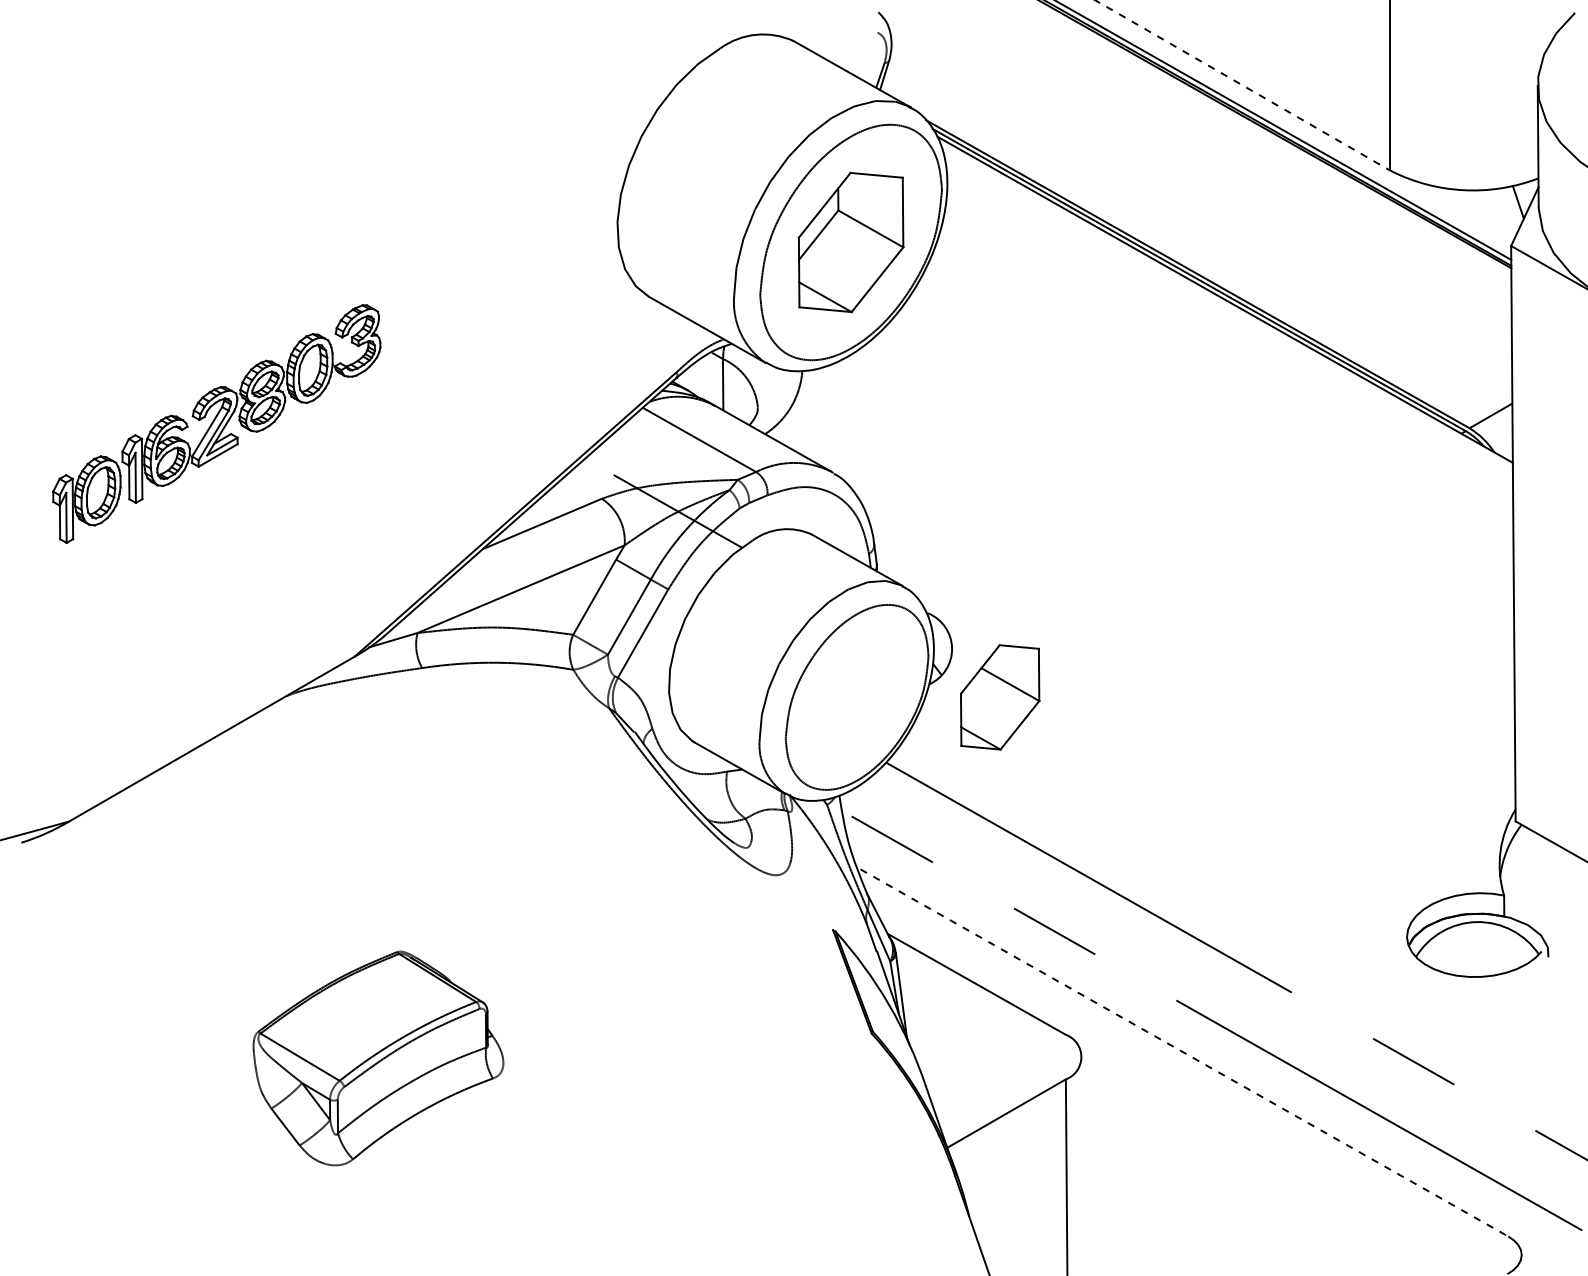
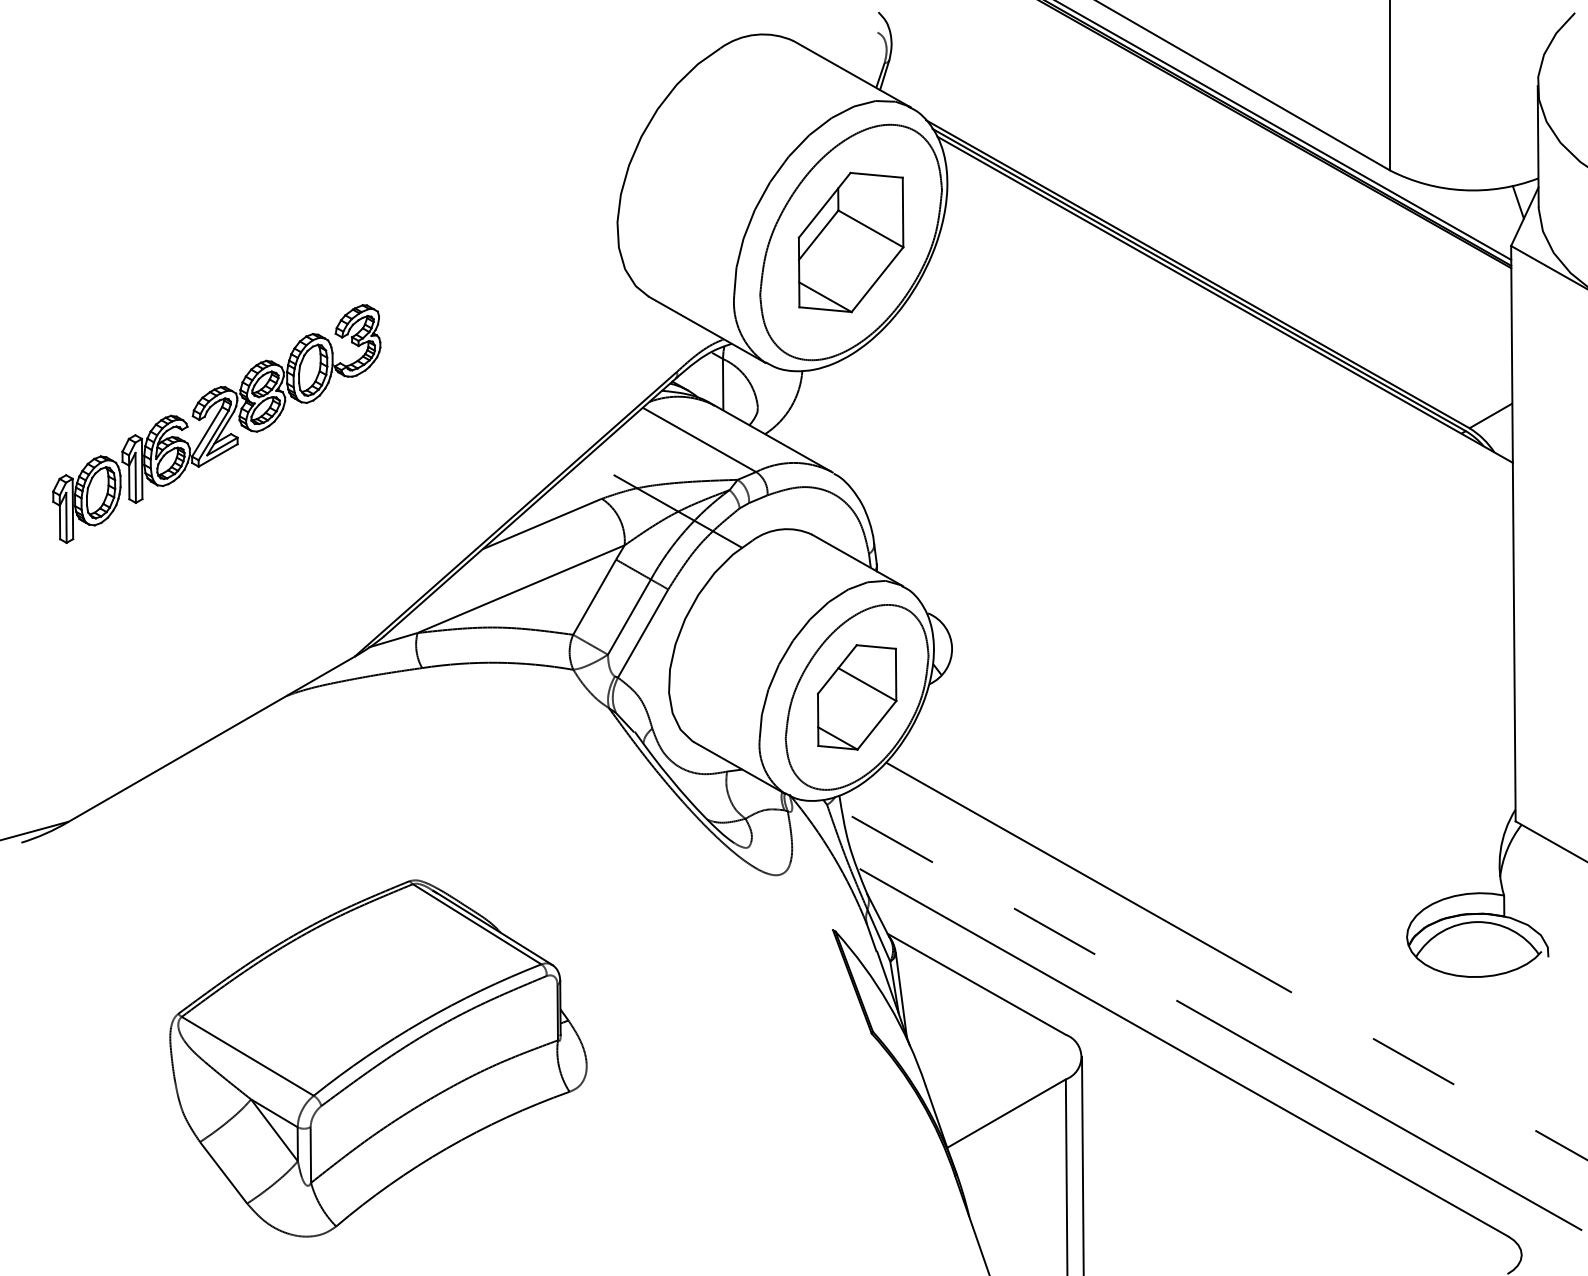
line: dashed -> solid (1242, 85)
part position: (1000, 697) -> (857, 697) (857, 697)
line: dashed -> solid (1184, 1053)
part size: 253x217 px -> 419x359 px (378, 1058)
line: none -> present (1082, 1164)
